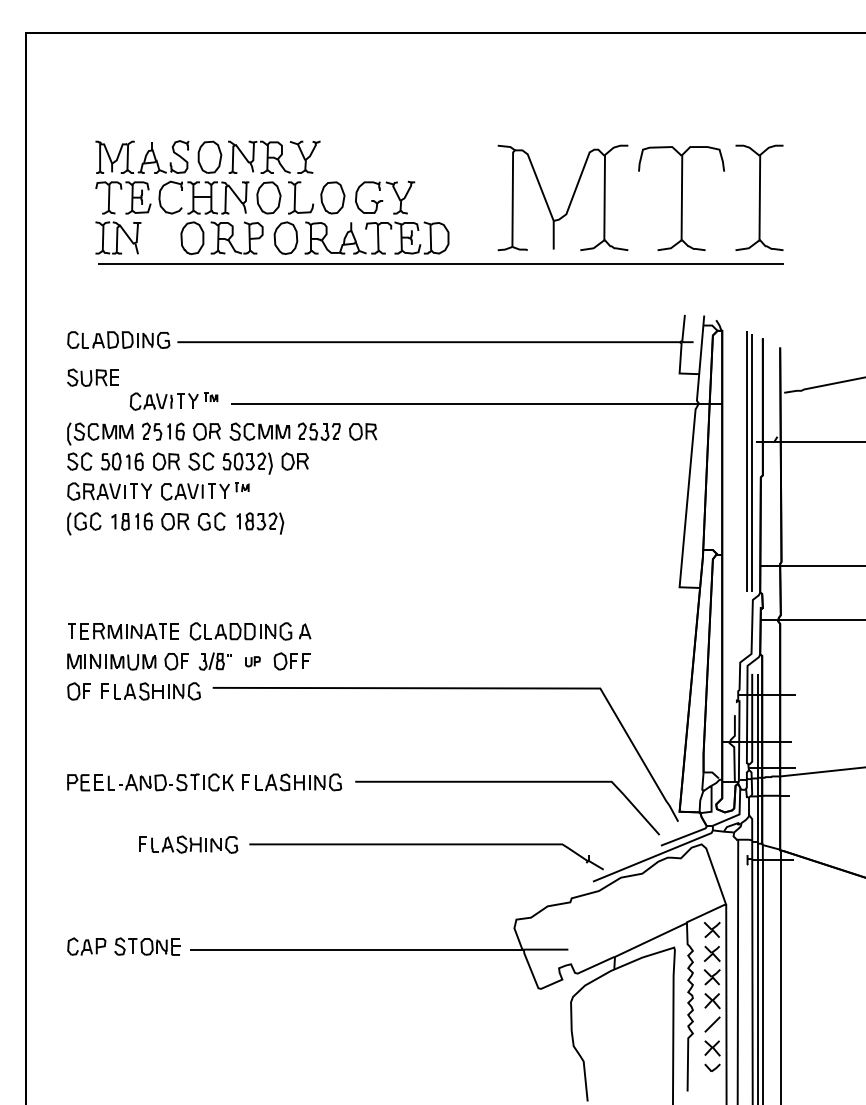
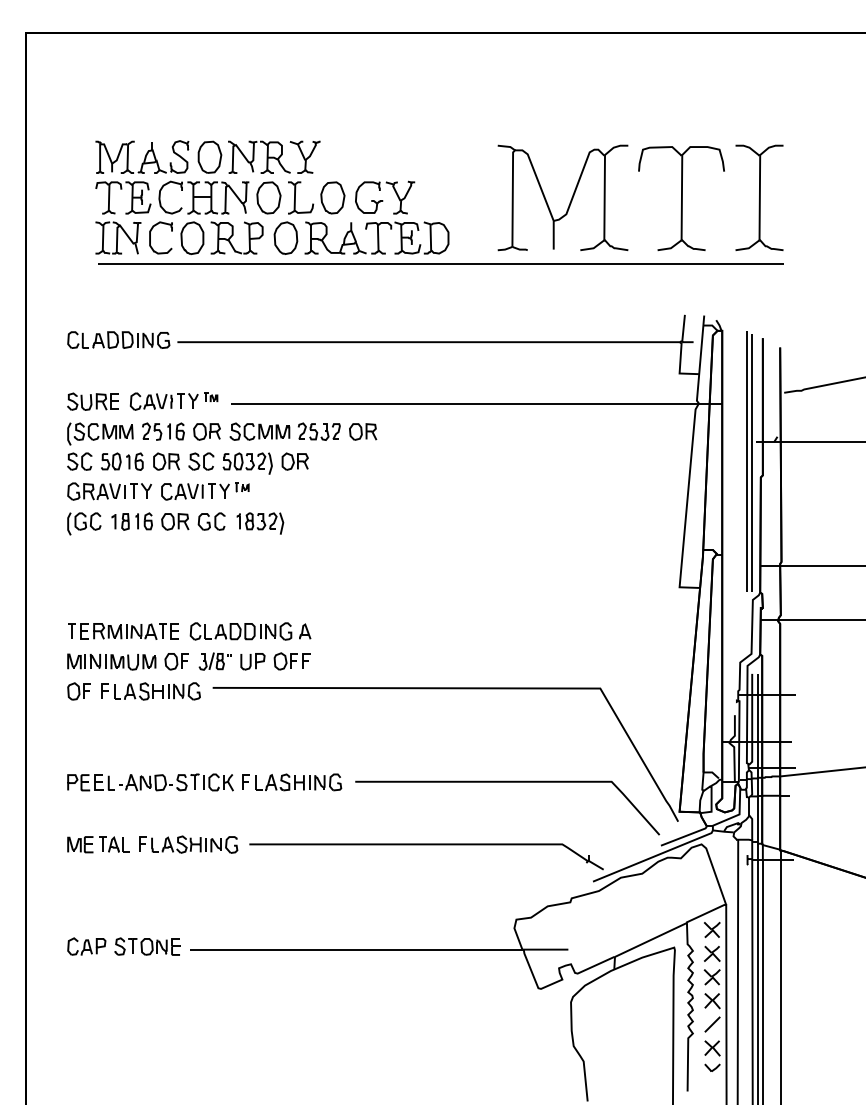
part: none -> present (150, 237)
part position: (92, 377) -> (92, 401) (92, 401)
part size: 16x12 px -> 26x18 px (252, 661)
part: none -> present (98, 844)
